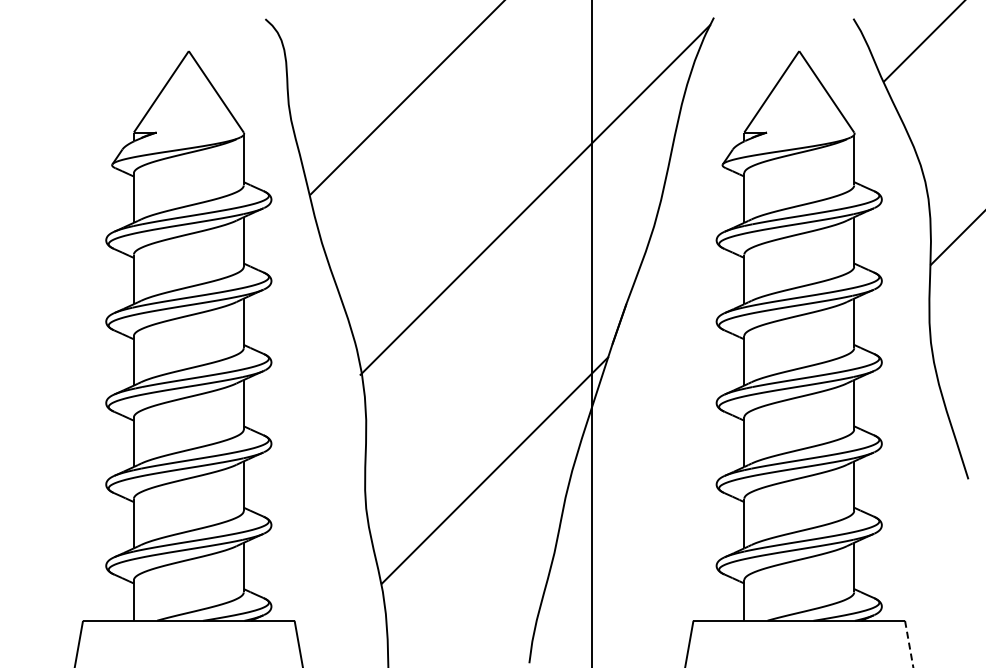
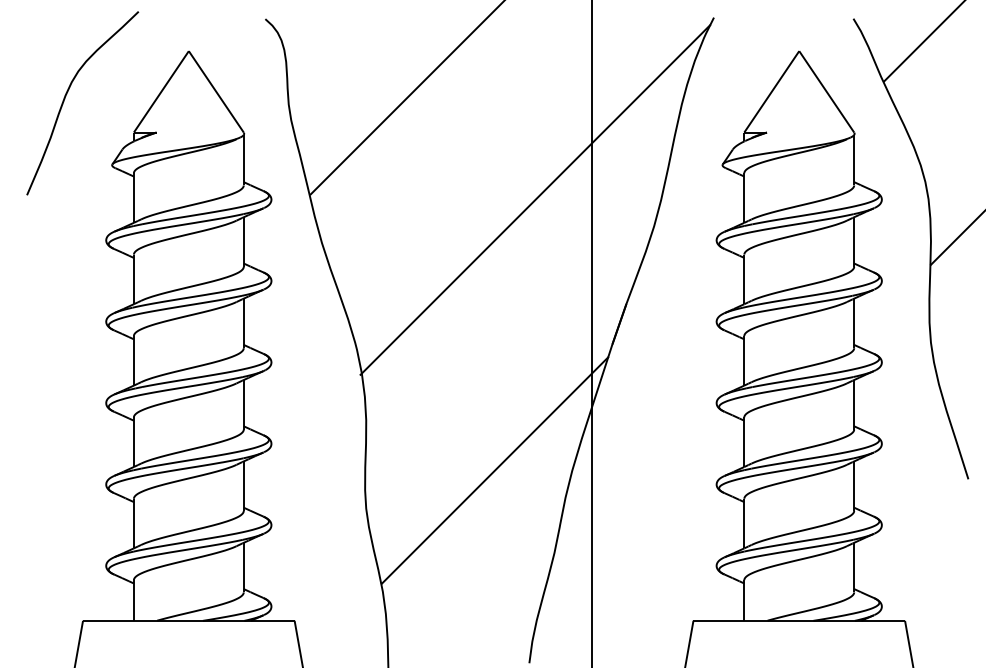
curve: none -> present (66, 96)
line: dashed -> solid (909, 644)
